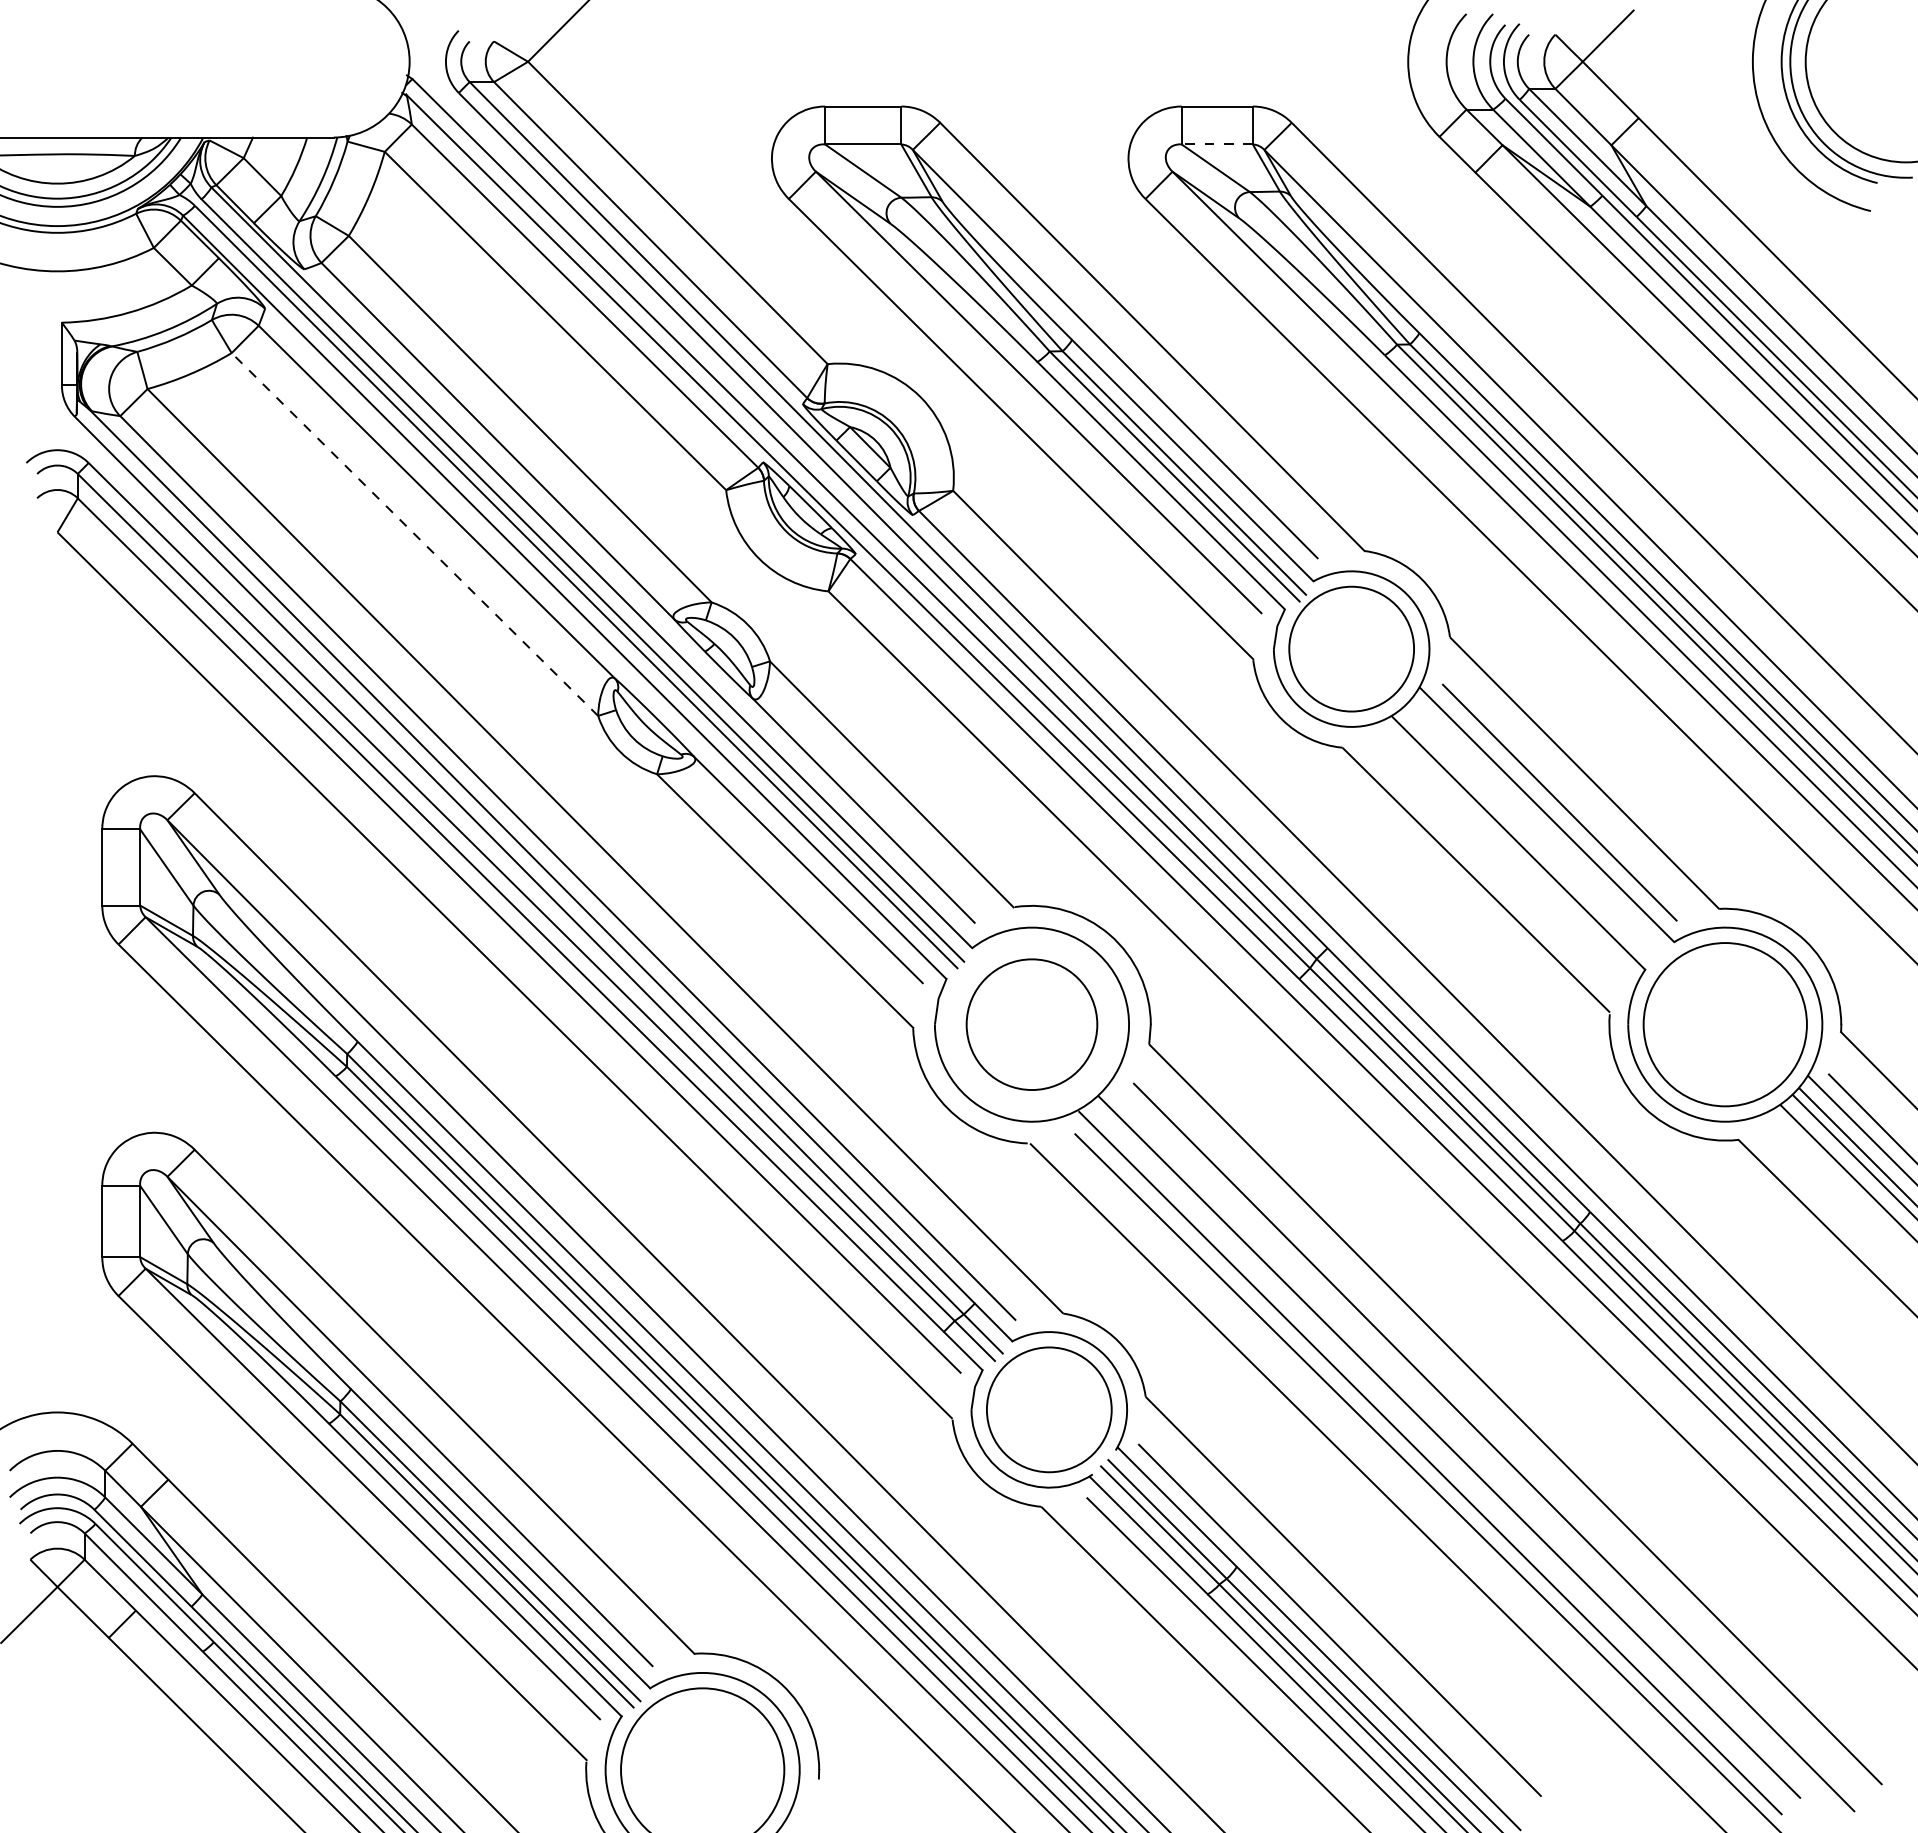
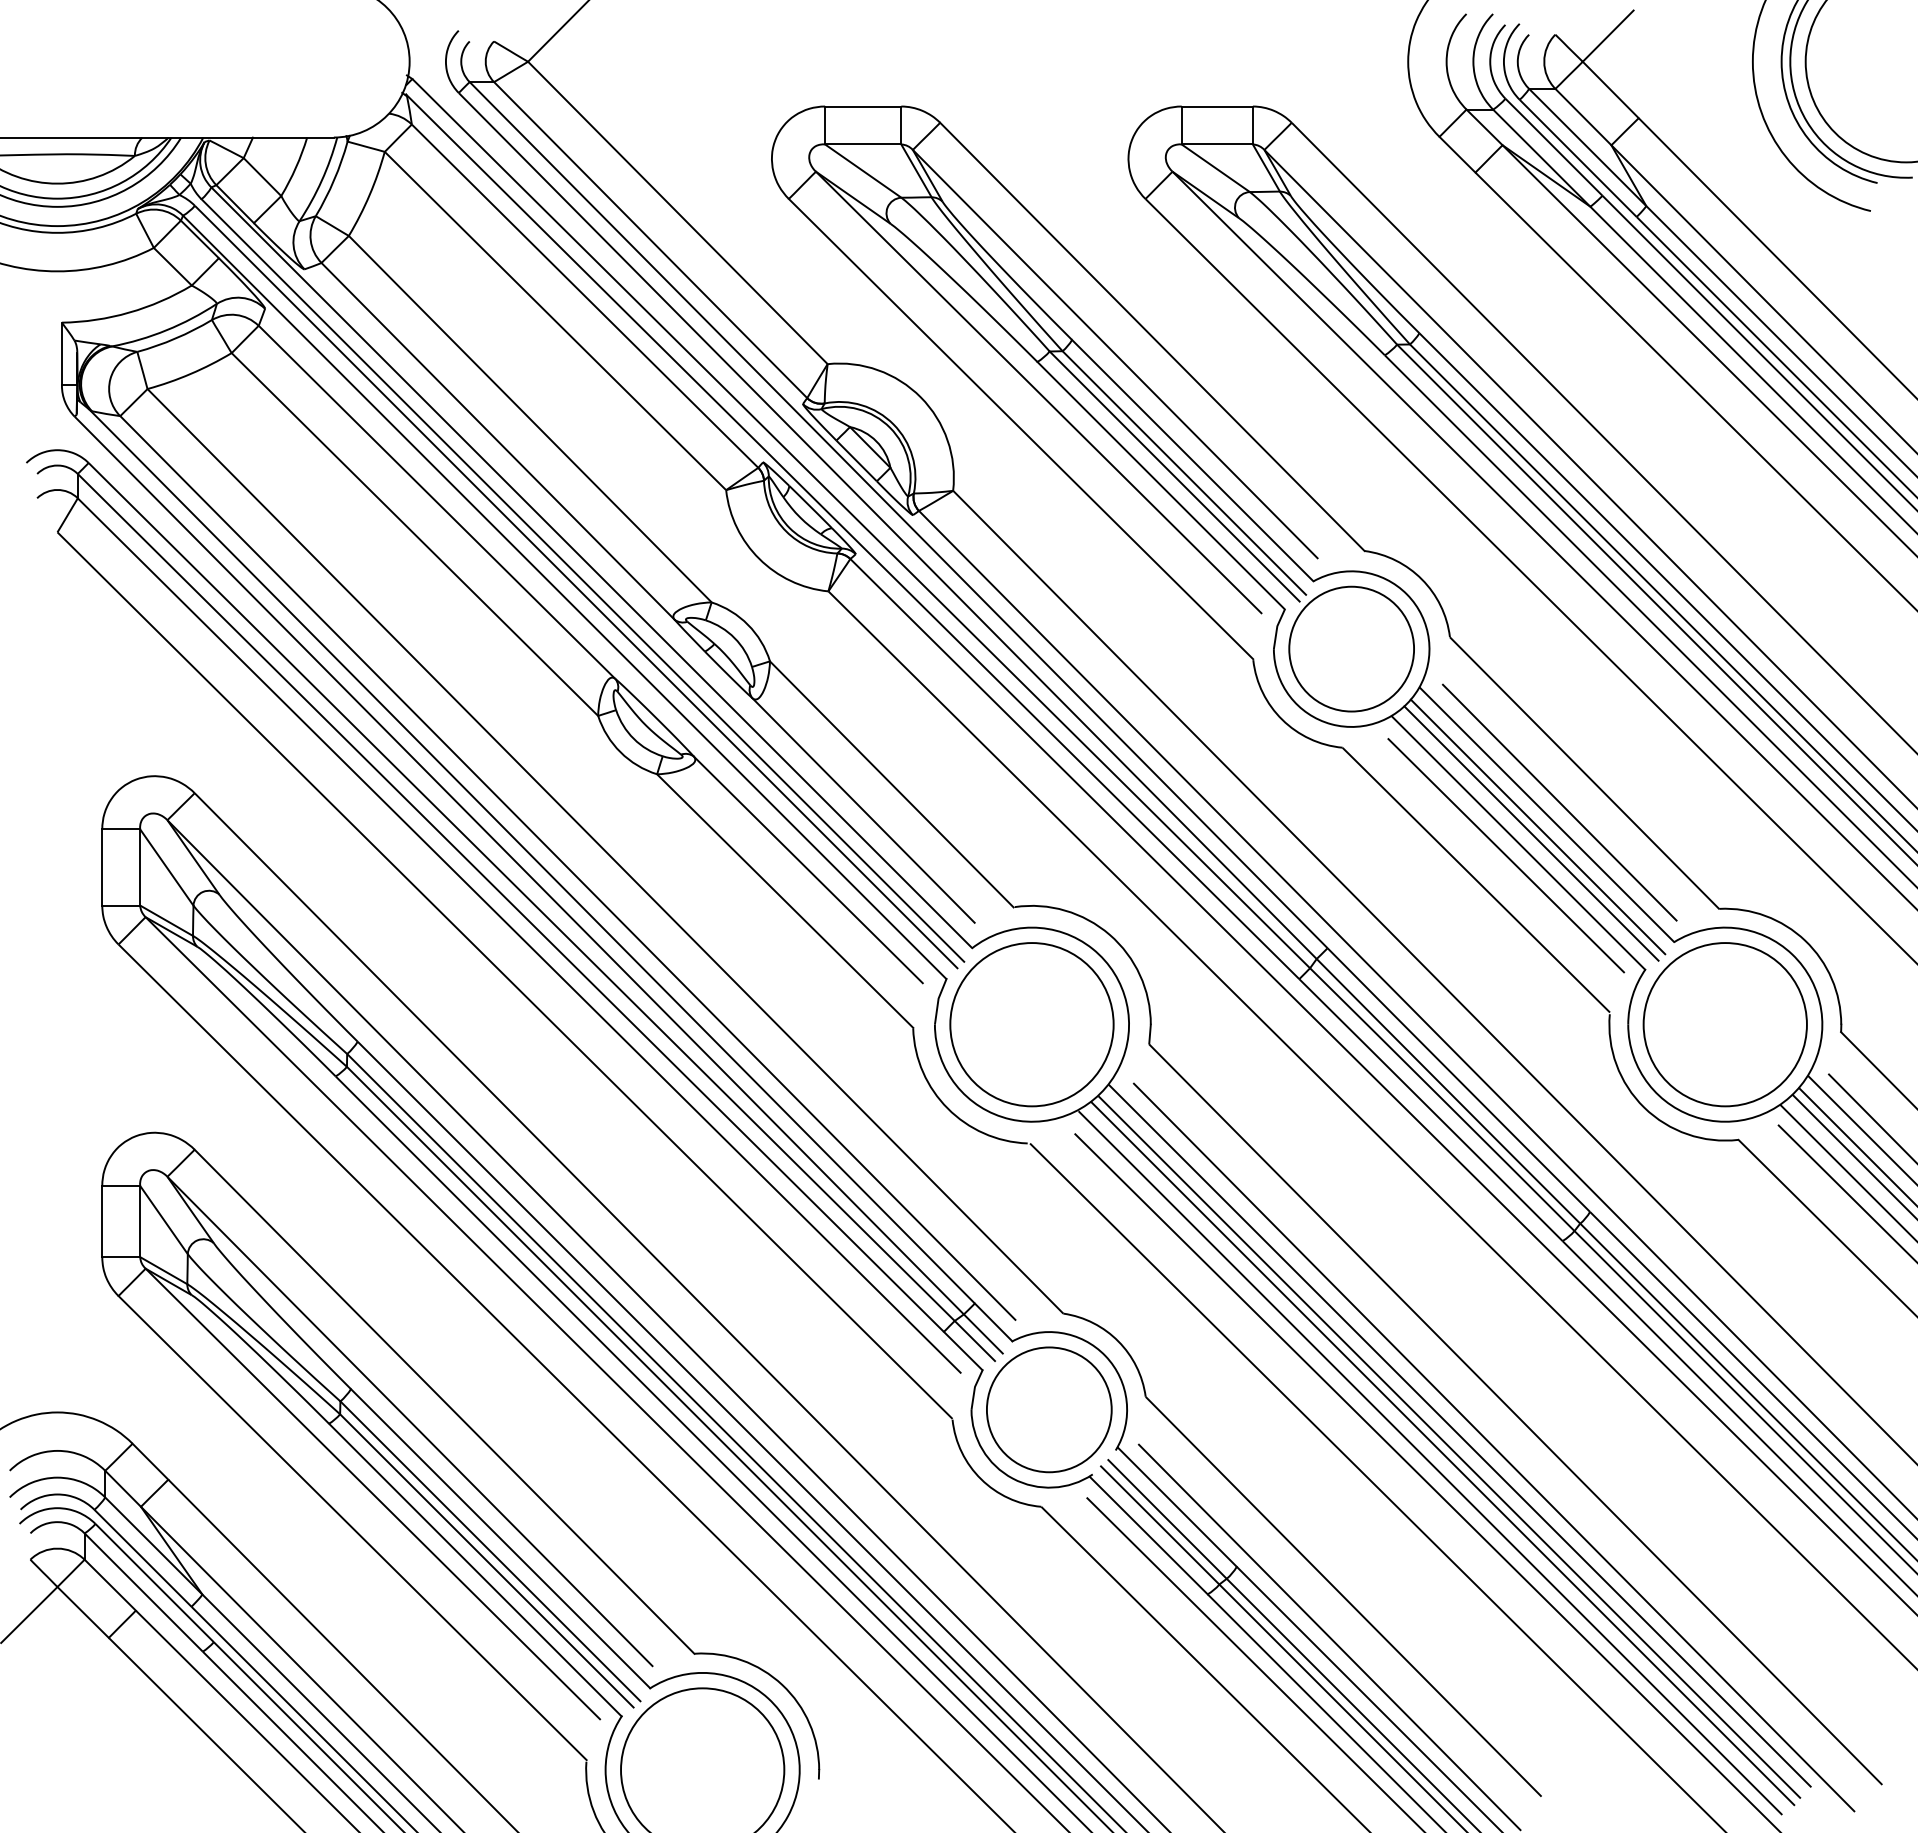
line: dashed -> solid (1217, 144)
line: dashed -> solid (414, 534)
line: none -> present (1537, 826)
line: none -> present (1531, 833)
line: none -> present (1506, 855)
circle diameter: 131 px -> 163 px (1031, 1024)
line: none -> present (1846, 1192)
line: none -> present (1459, 1435)
line: none -> present (1442, 1453)
